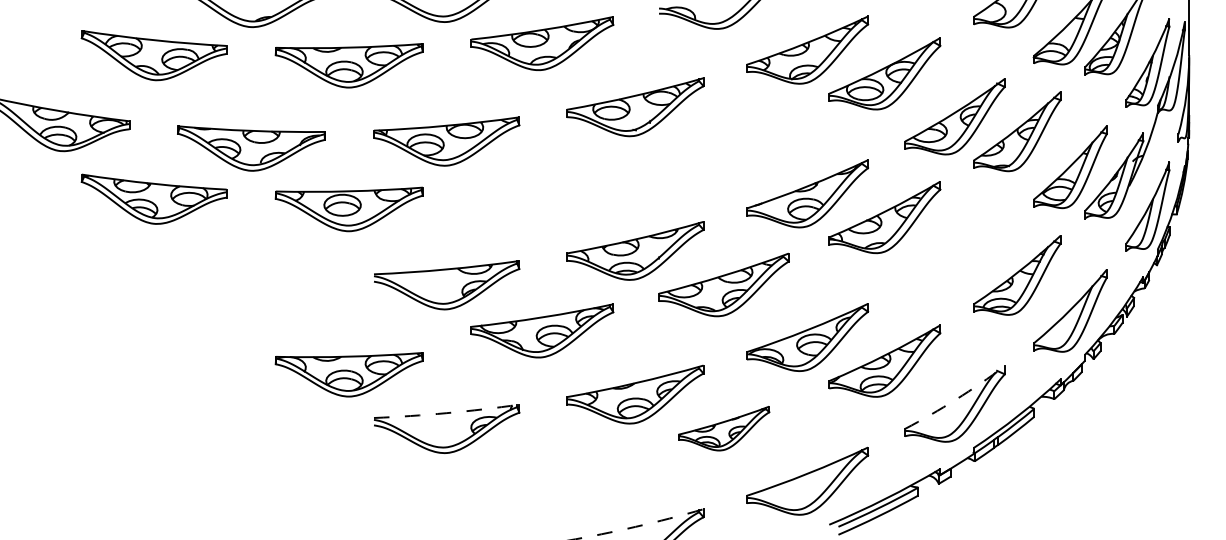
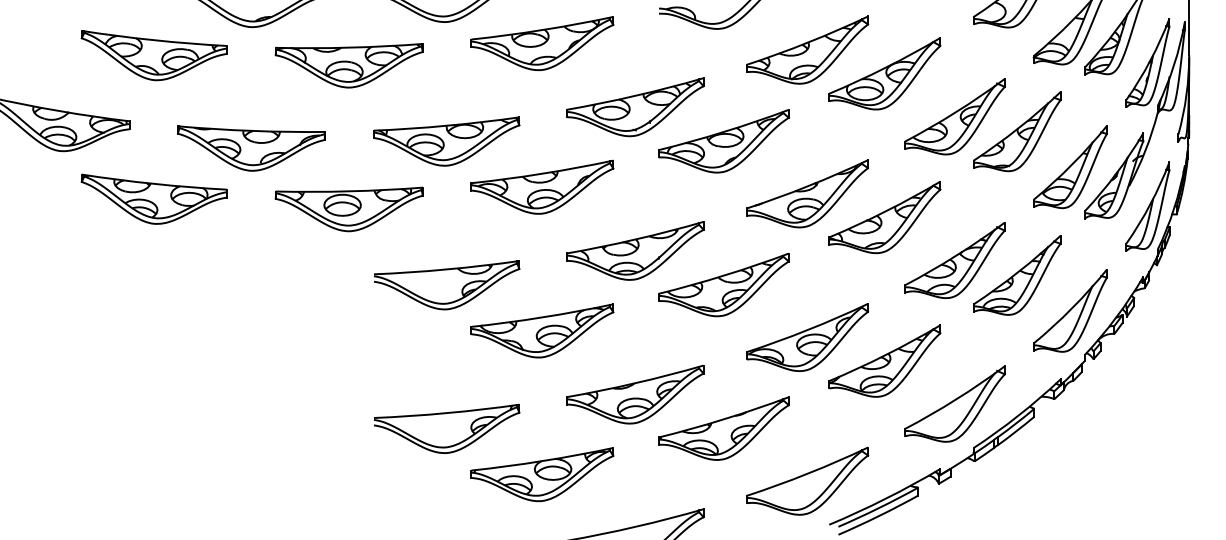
part: none -> present (723, 141)
part: none -> present (542, 186)
part: none -> present (954, 260)
part: present -> none (348, 374)
arc: dashed -> solid (956, 399)
arc: dashed -> solid (446, 413)
part size: 93x46 px -> 132x65 px (723, 428)
part: none -> present (542, 474)
arc: dashed -> solid (637, 526)
